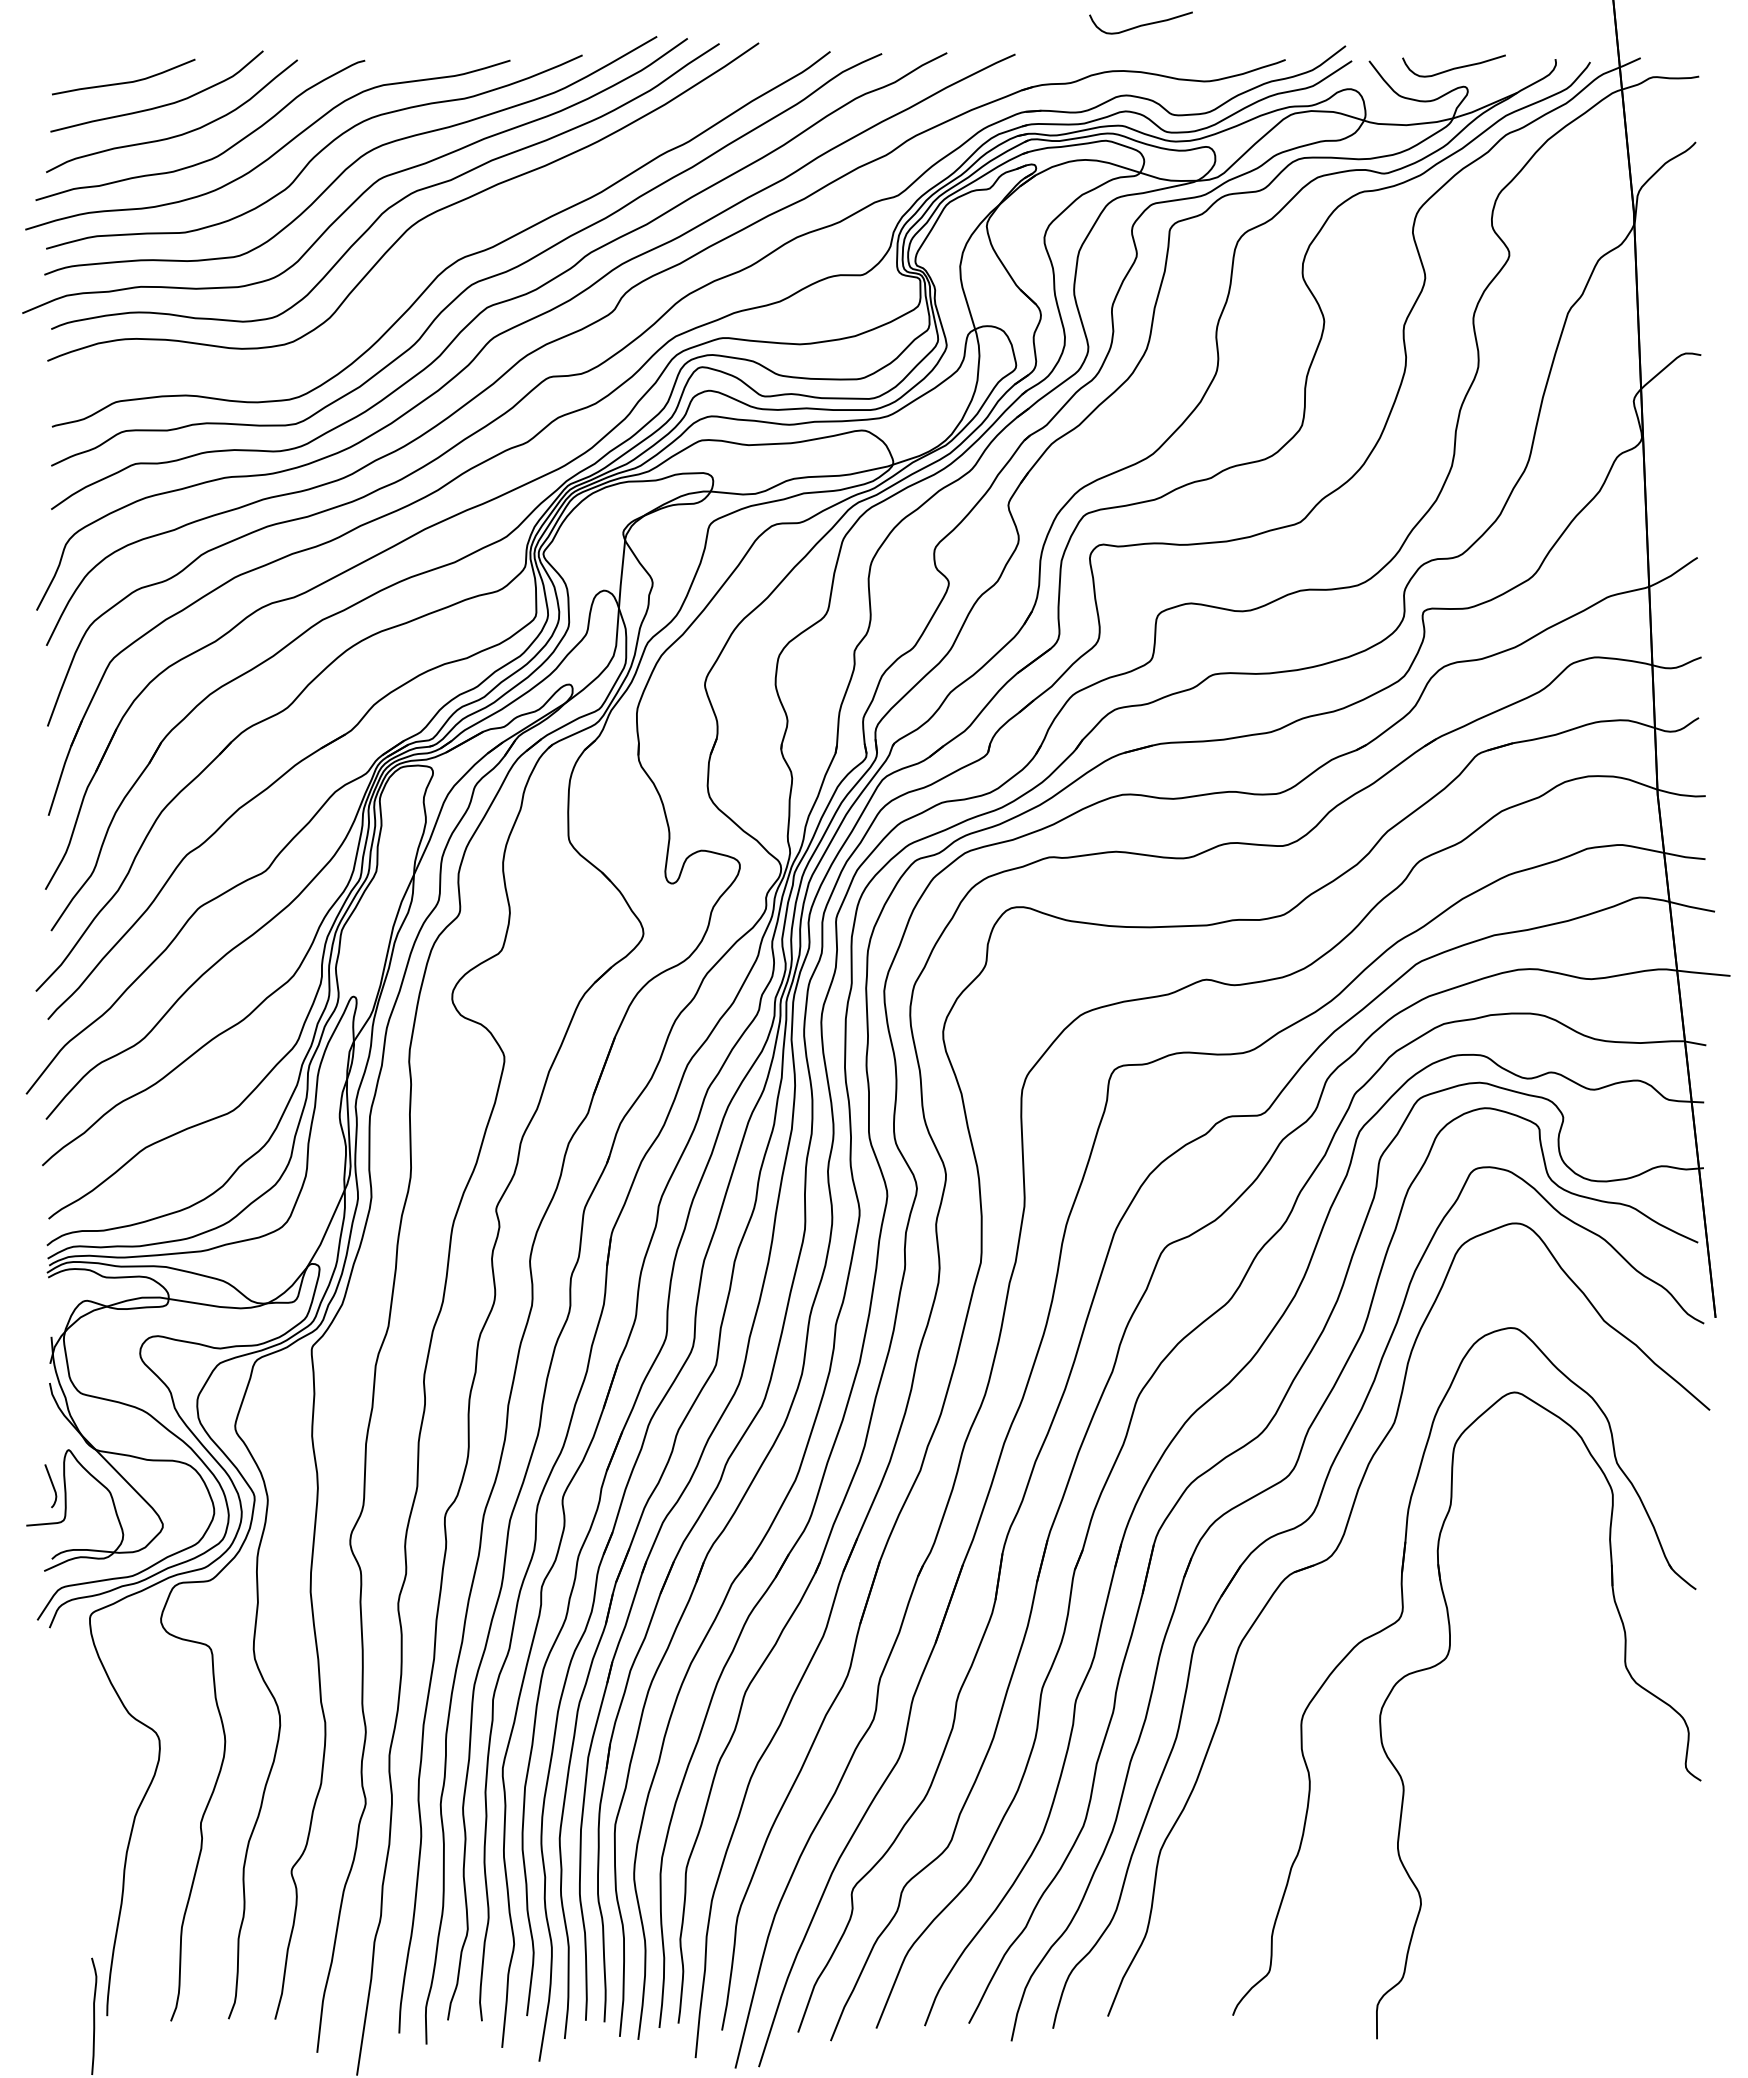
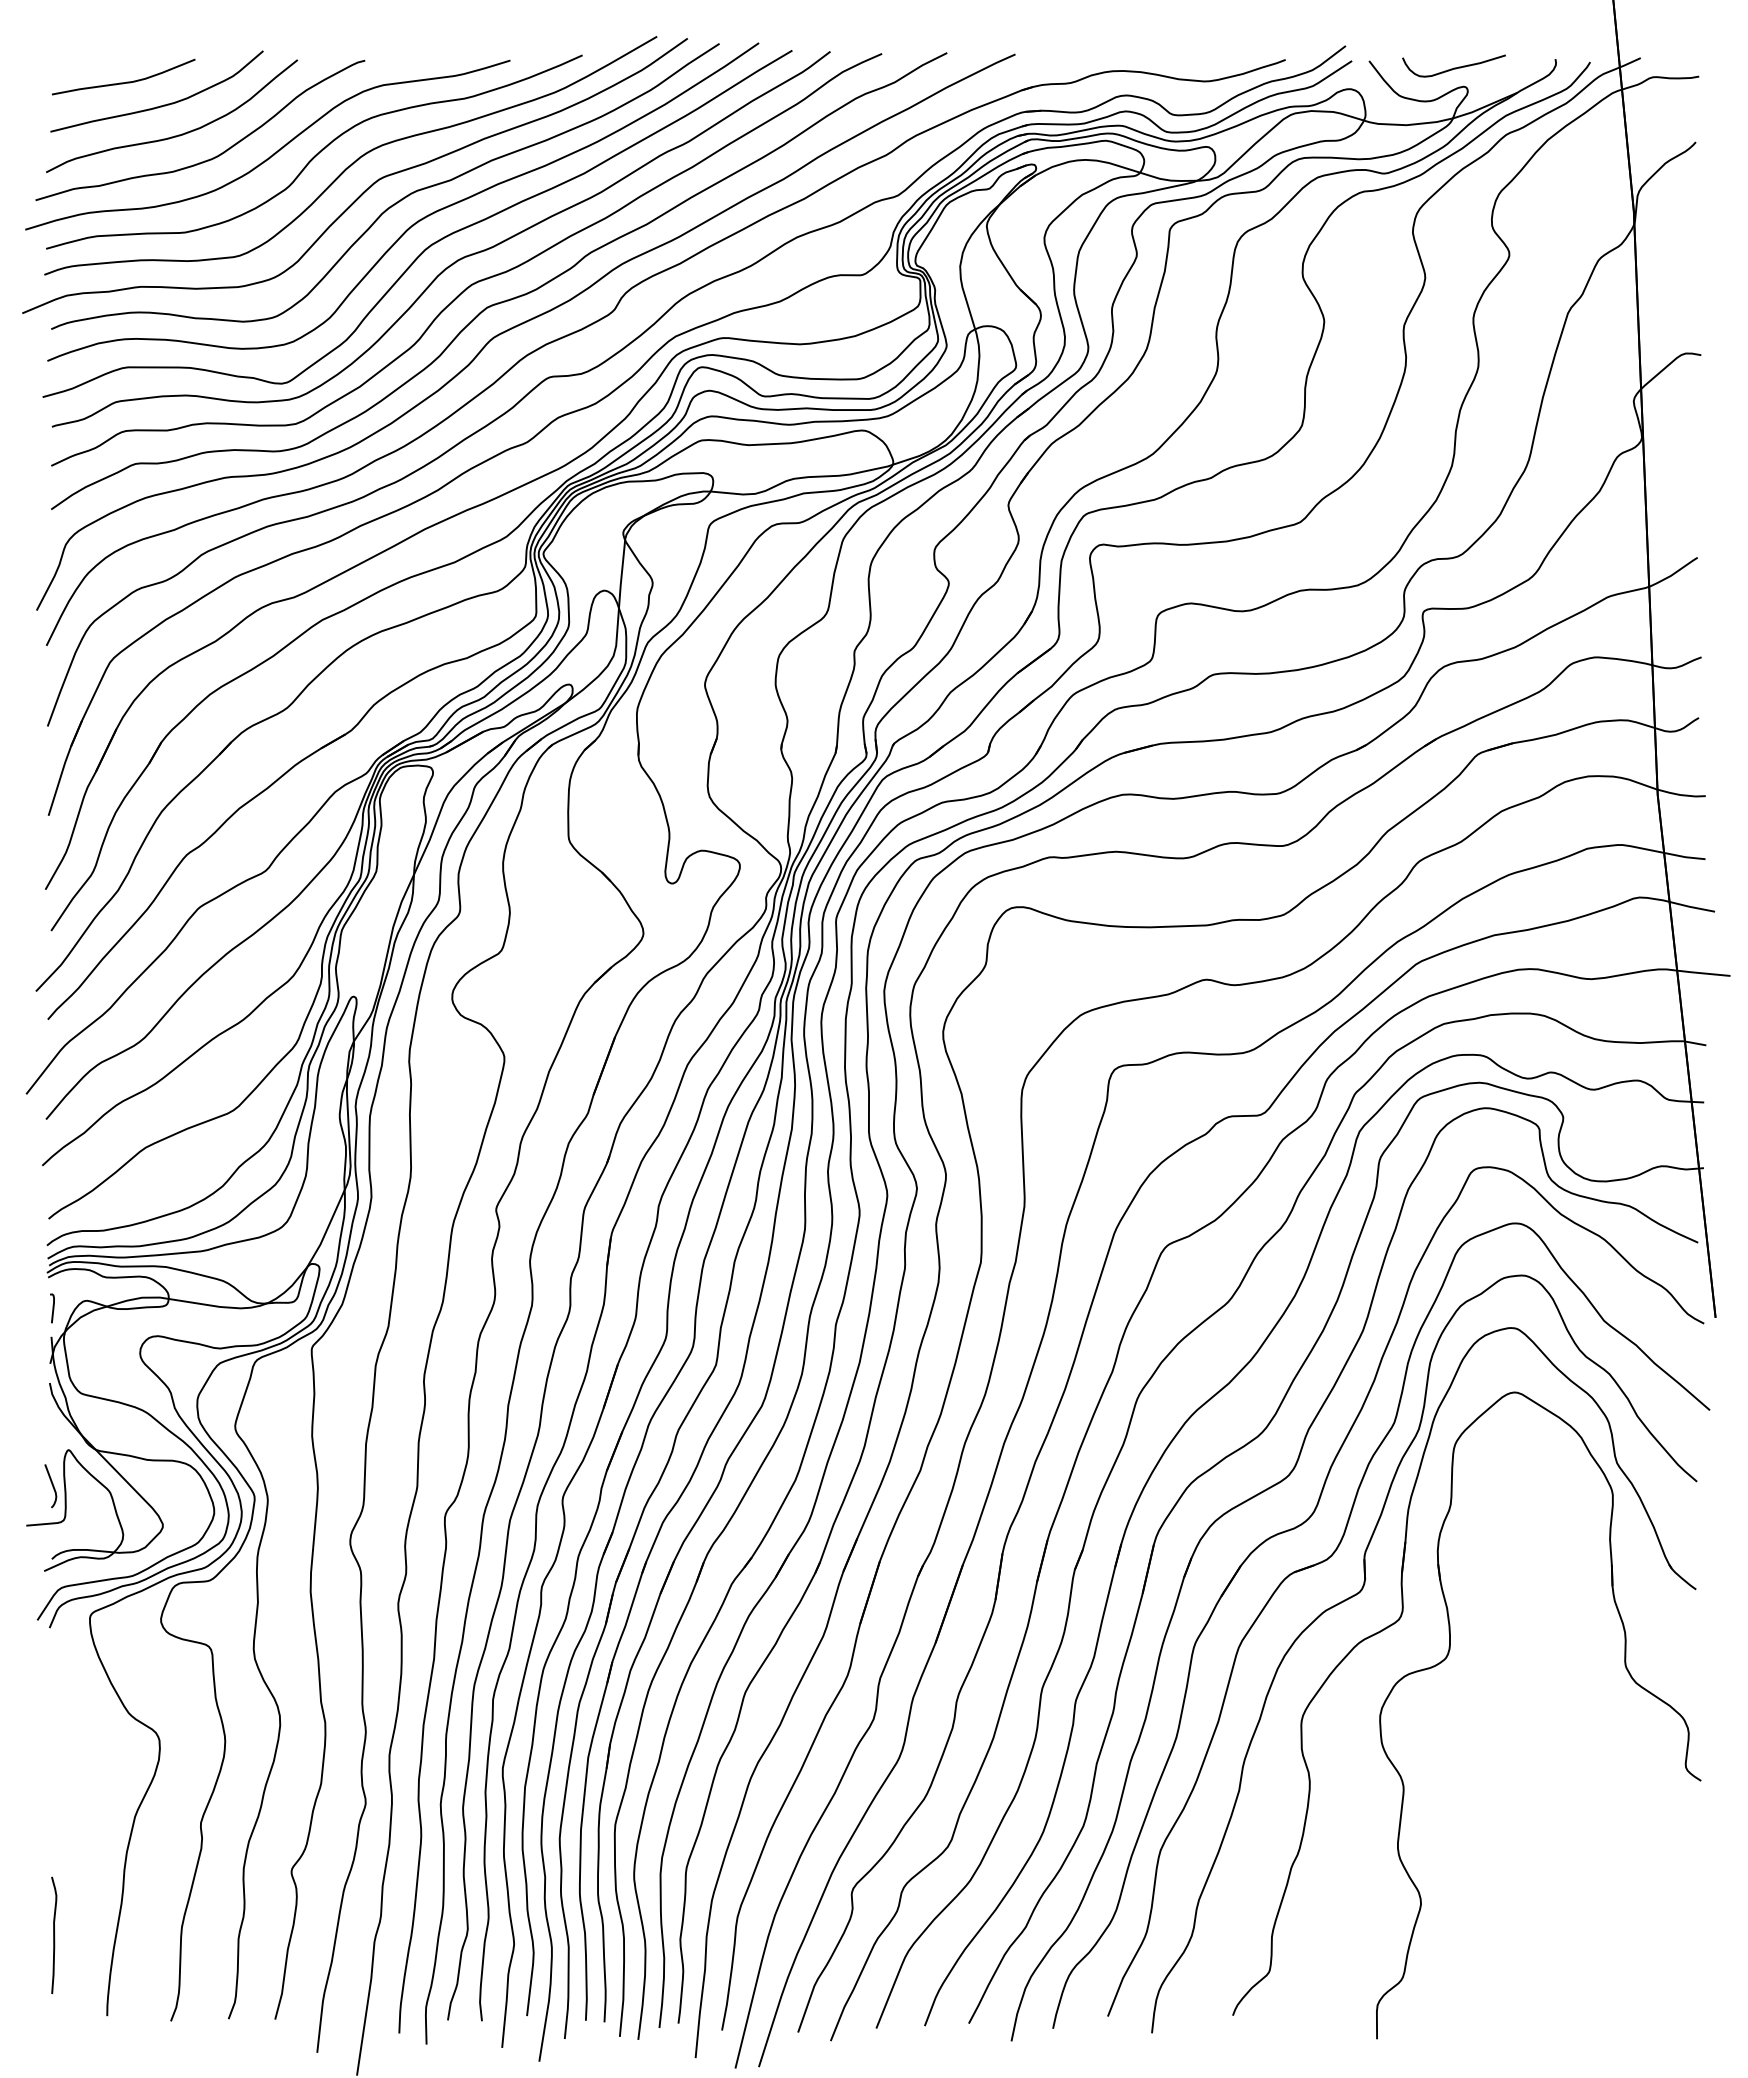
curve: present -> none (1141, 24)
curve: none -> present (430, 244)
curve: none -> present (52, 1308)
part: none -> present (1362, 1590)
curve position: (94, 2015) -> (54, 1934) (54, 1934)
